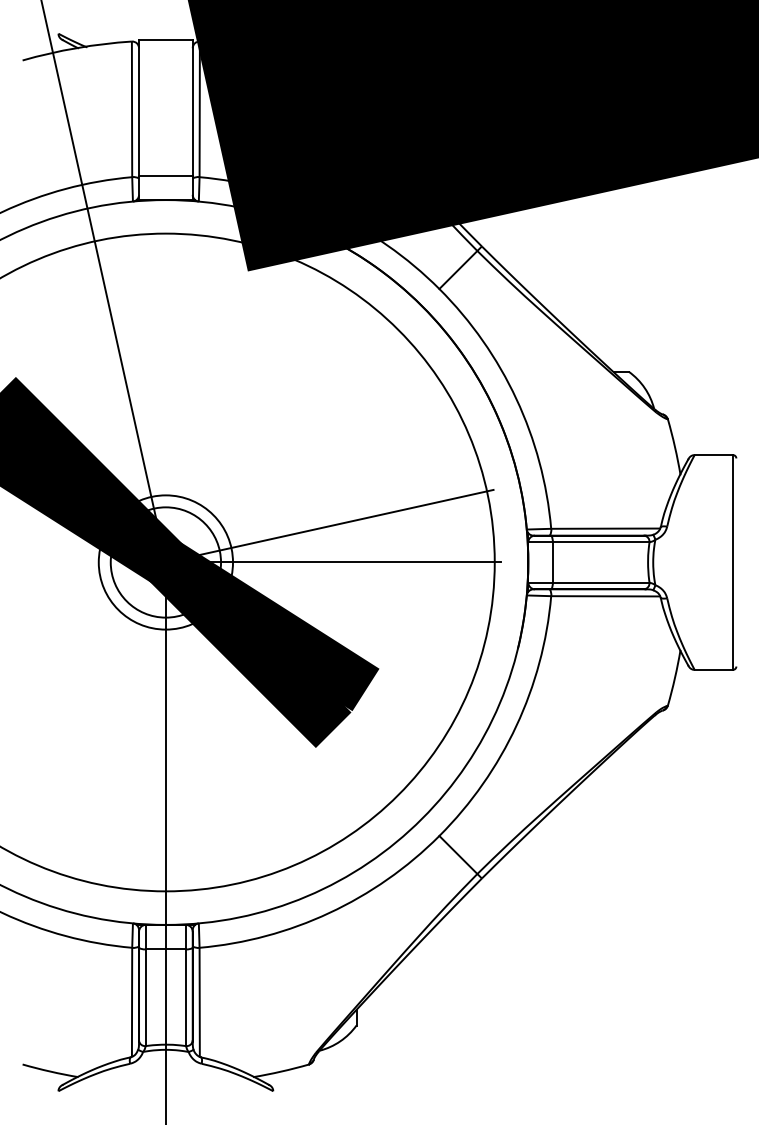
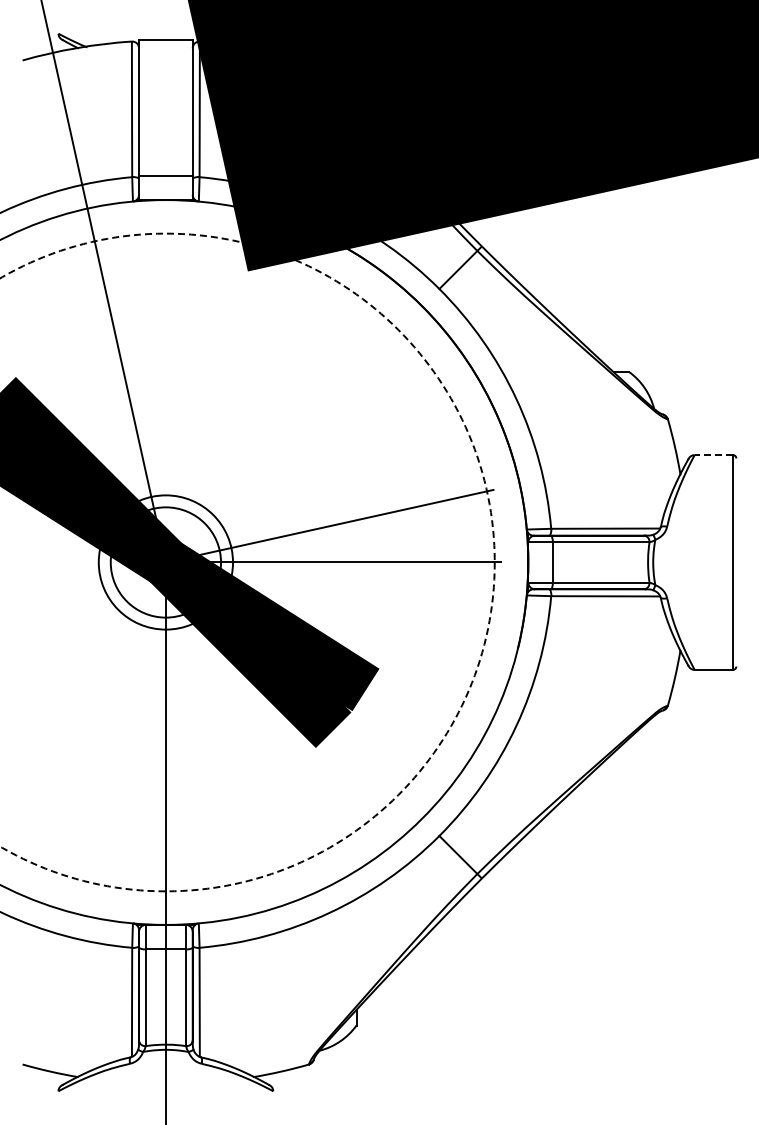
line: solid -> dashed (713, 455)
circle: solid -> dashed (247, 562)
